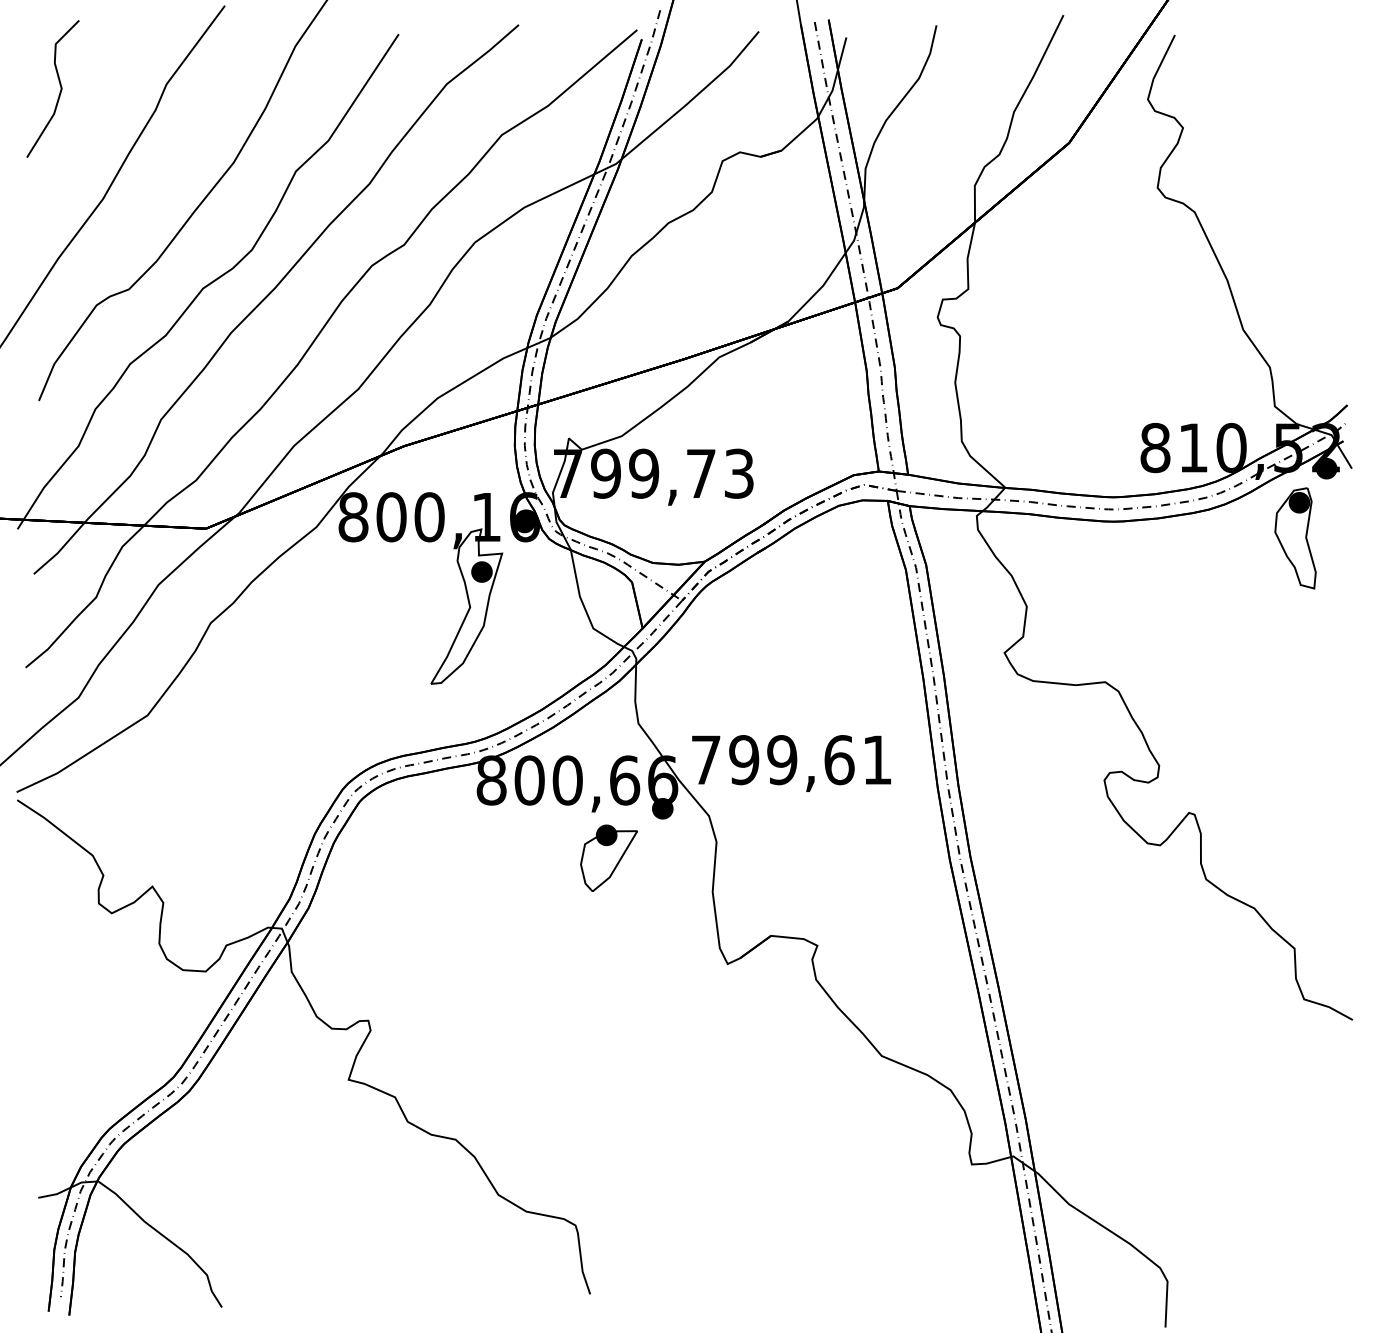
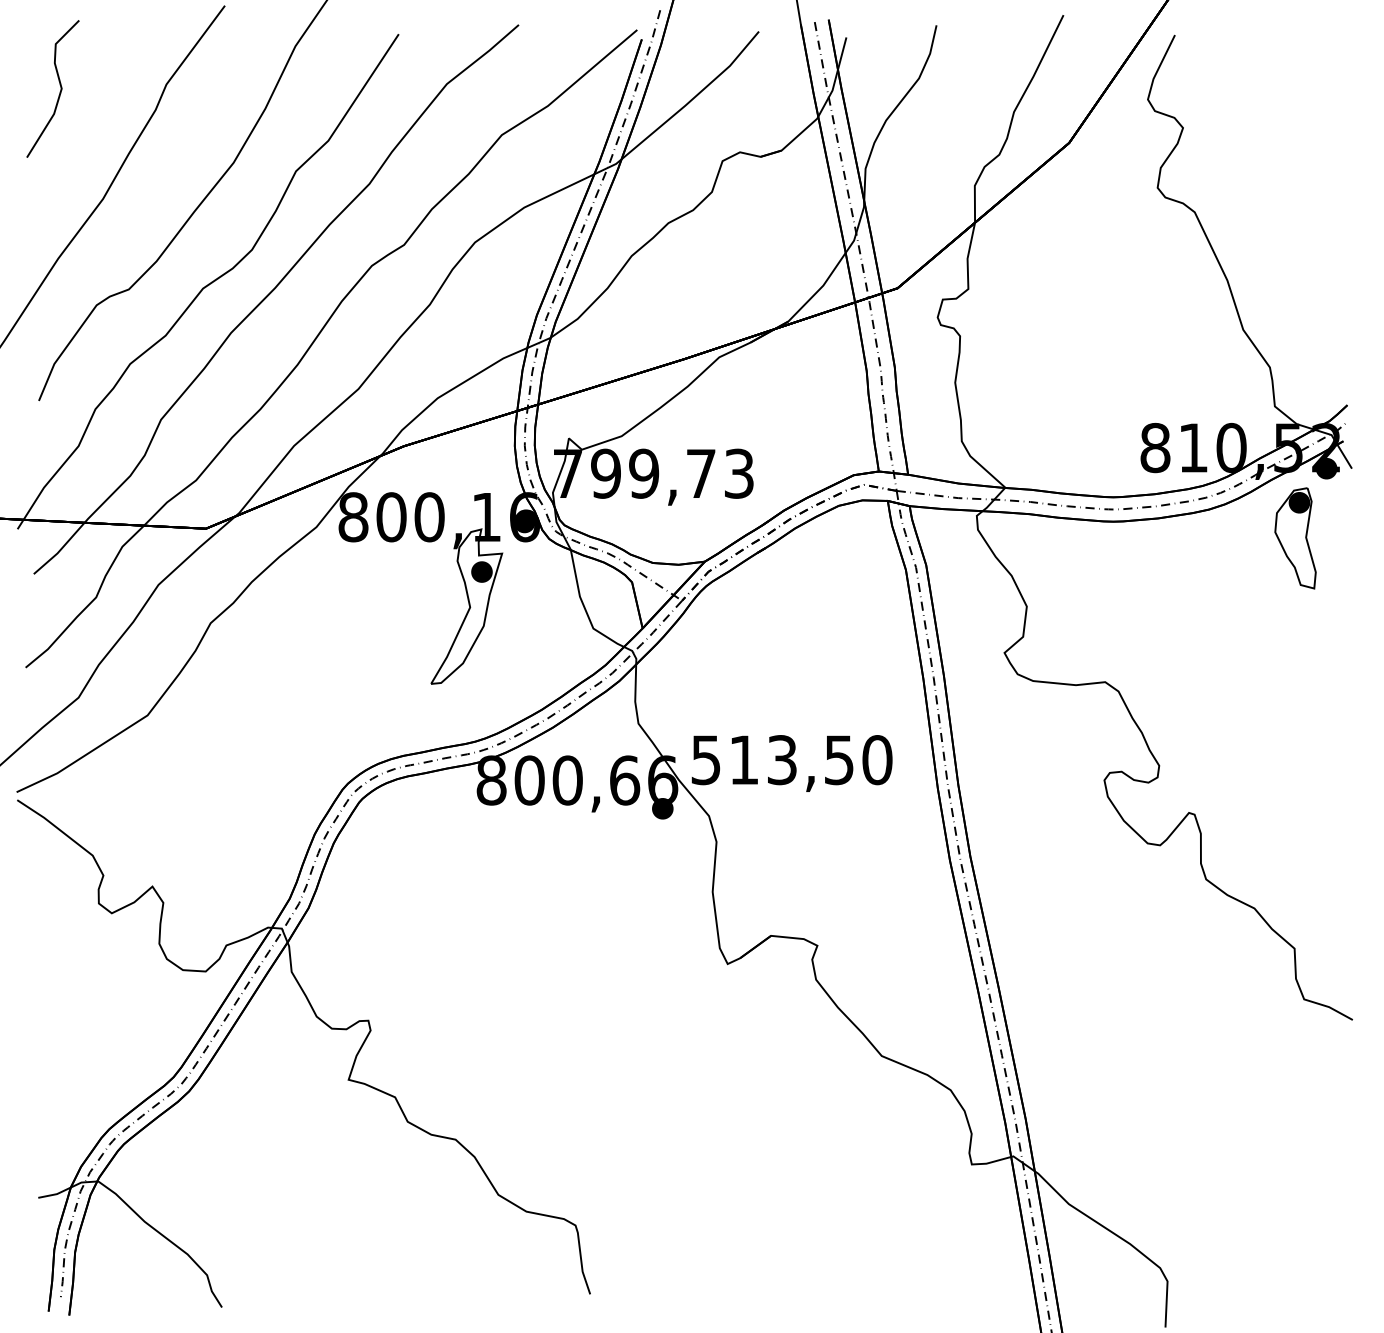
text: 799,61 -> 513,50 (791, 760)
part: present -> none (608, 857)
